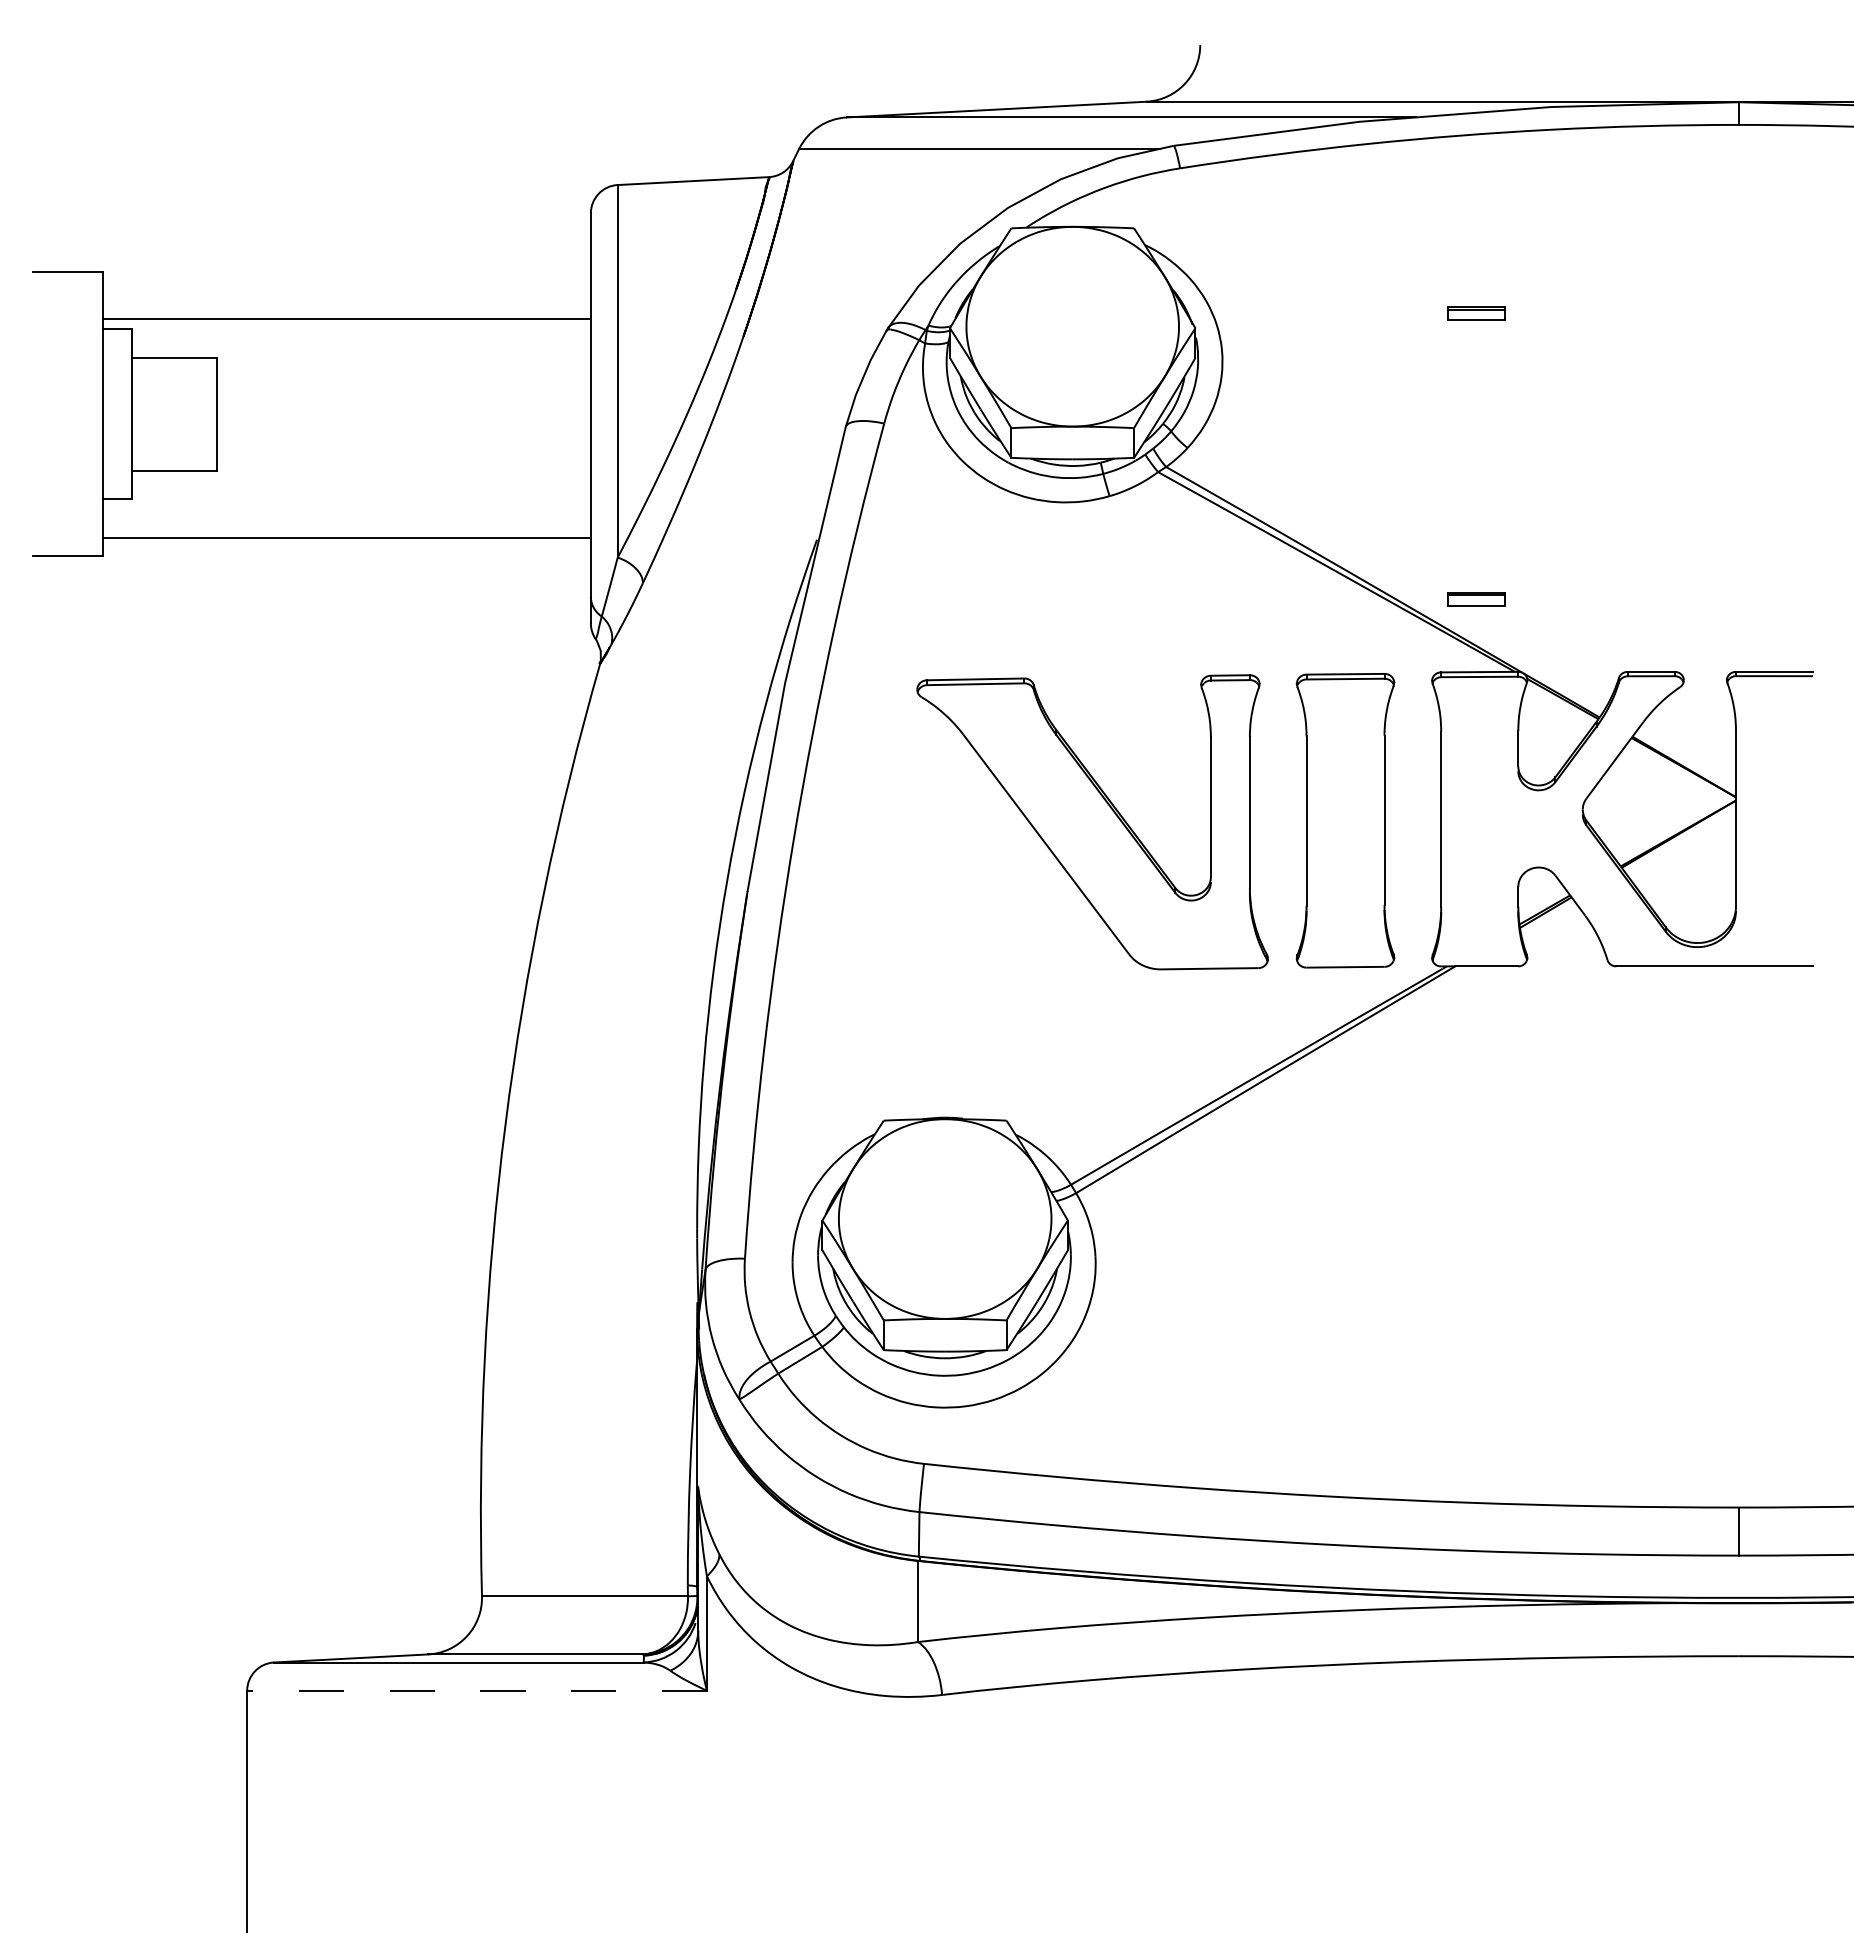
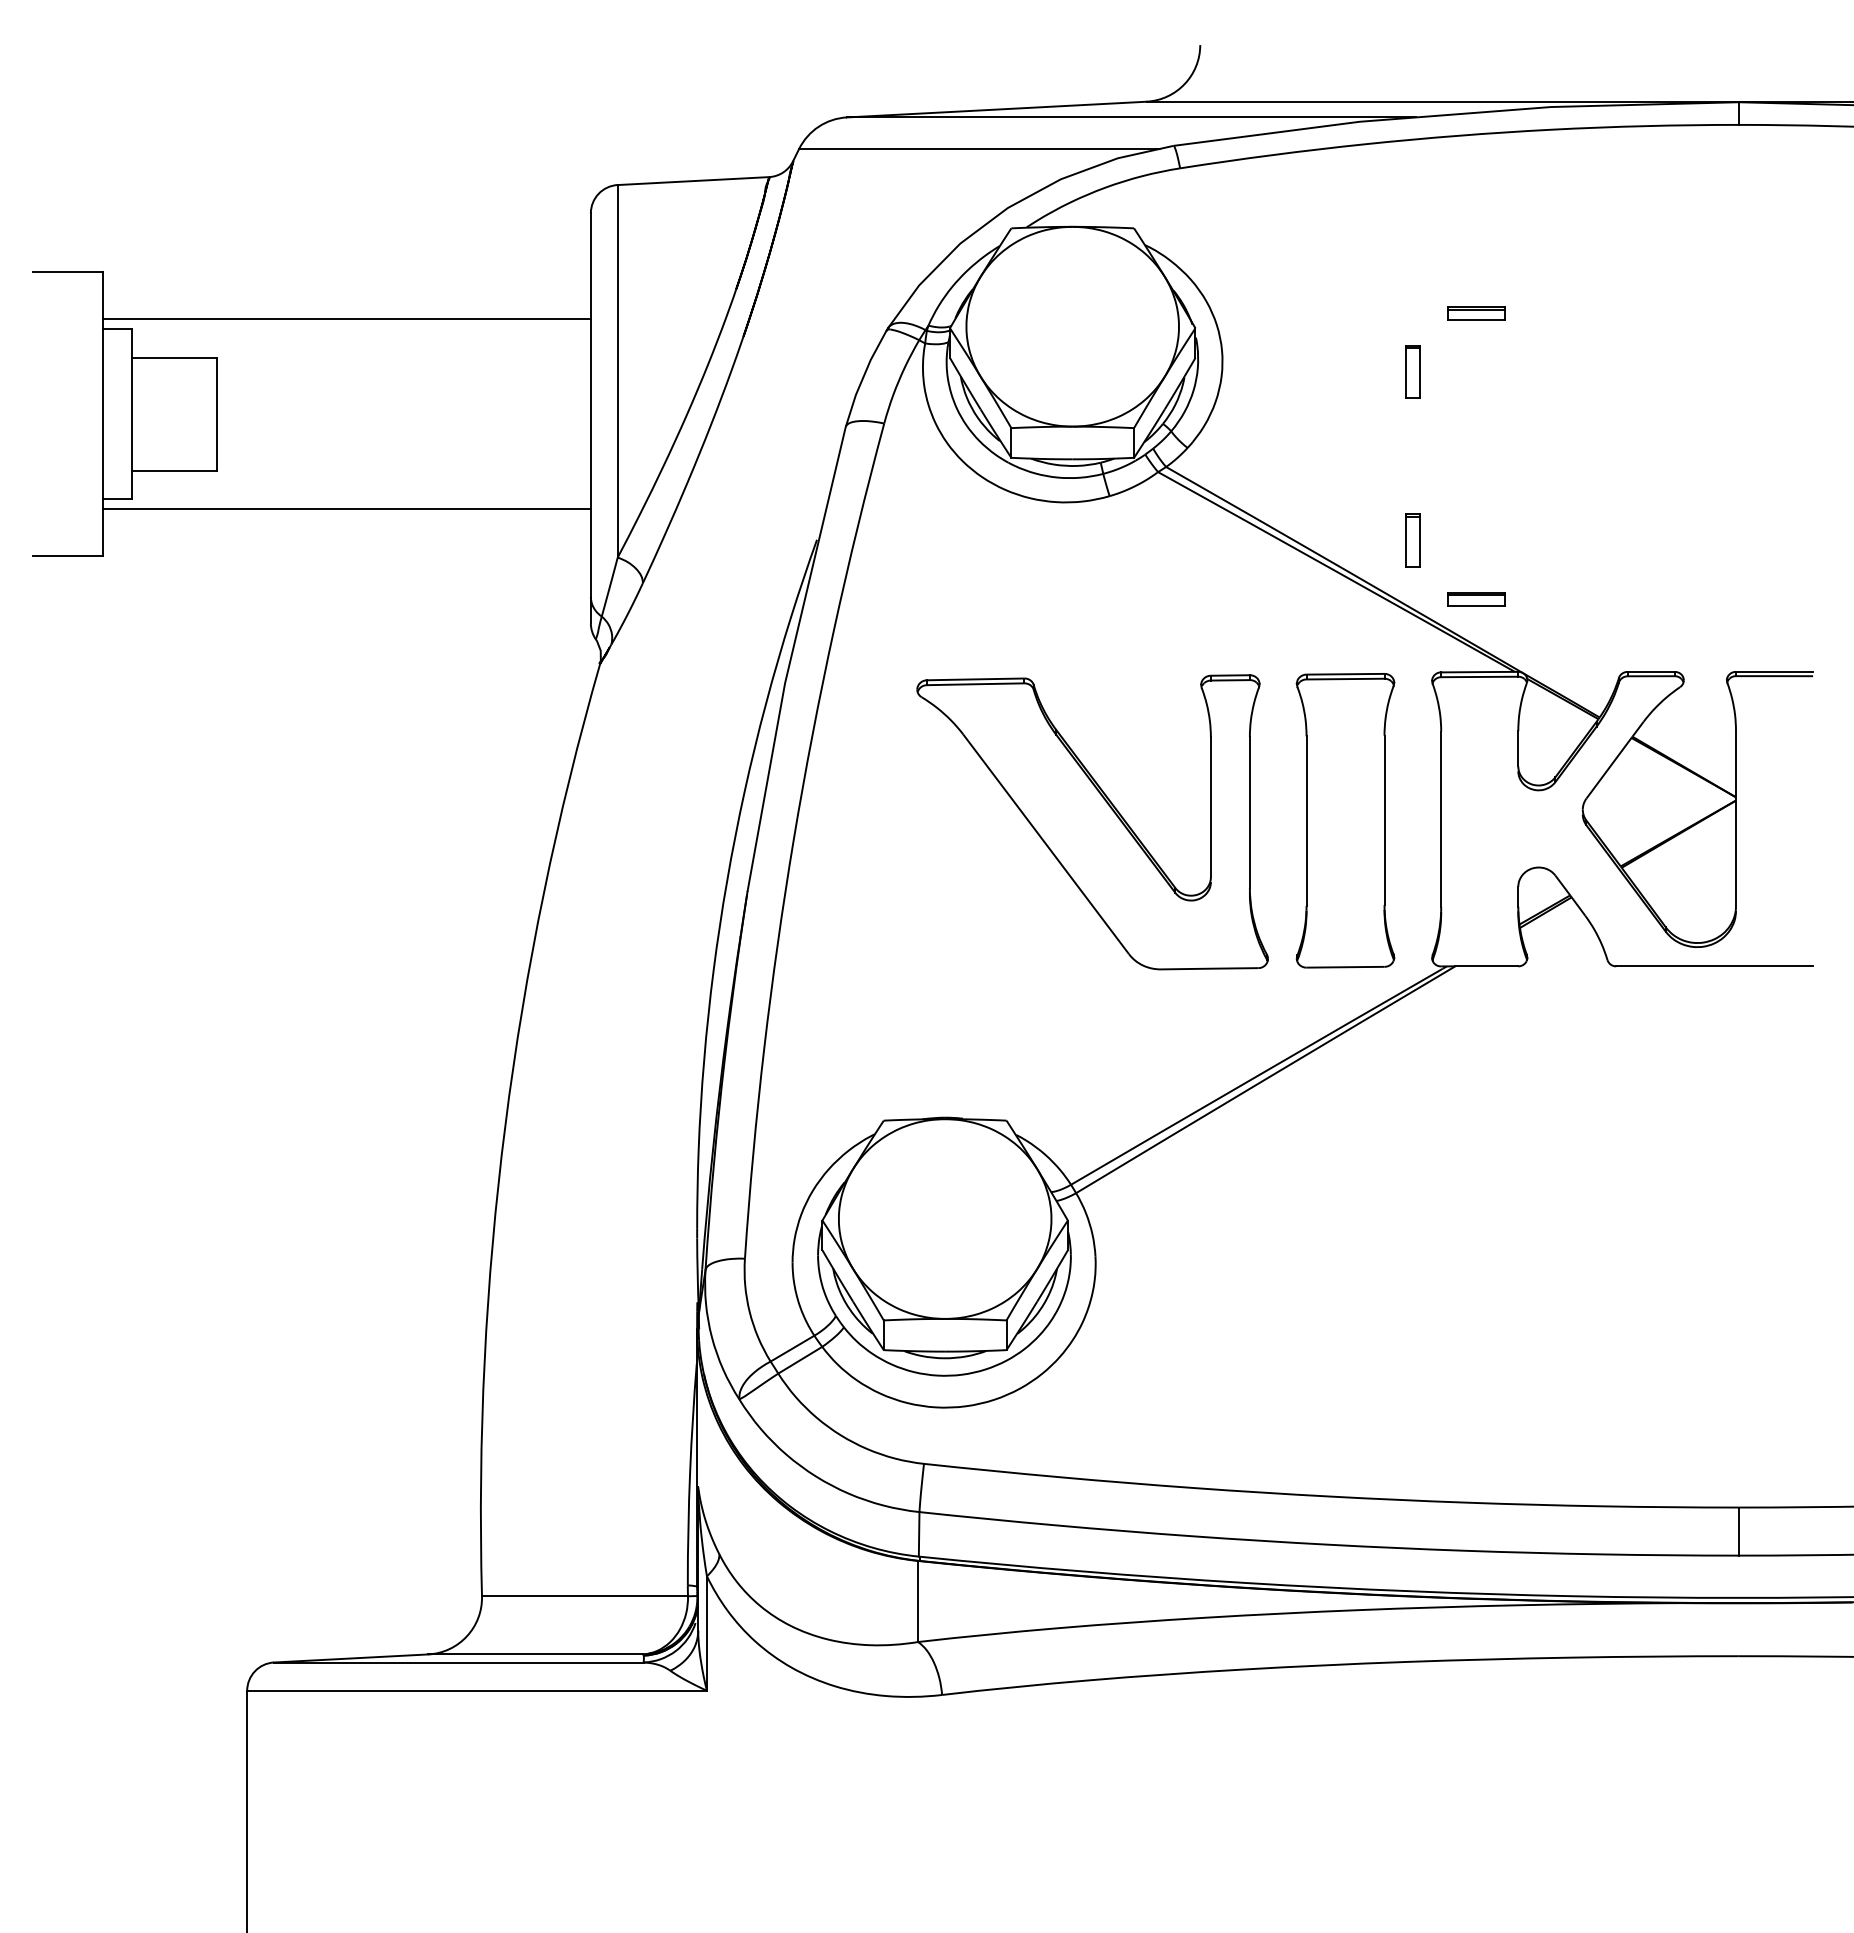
part: none -> present (1412, 371)
line position: (346, 538) -> (346, 509) (346, 509)
part: none -> present (1412, 540)
line: dashed -> solid (477, 1690)
